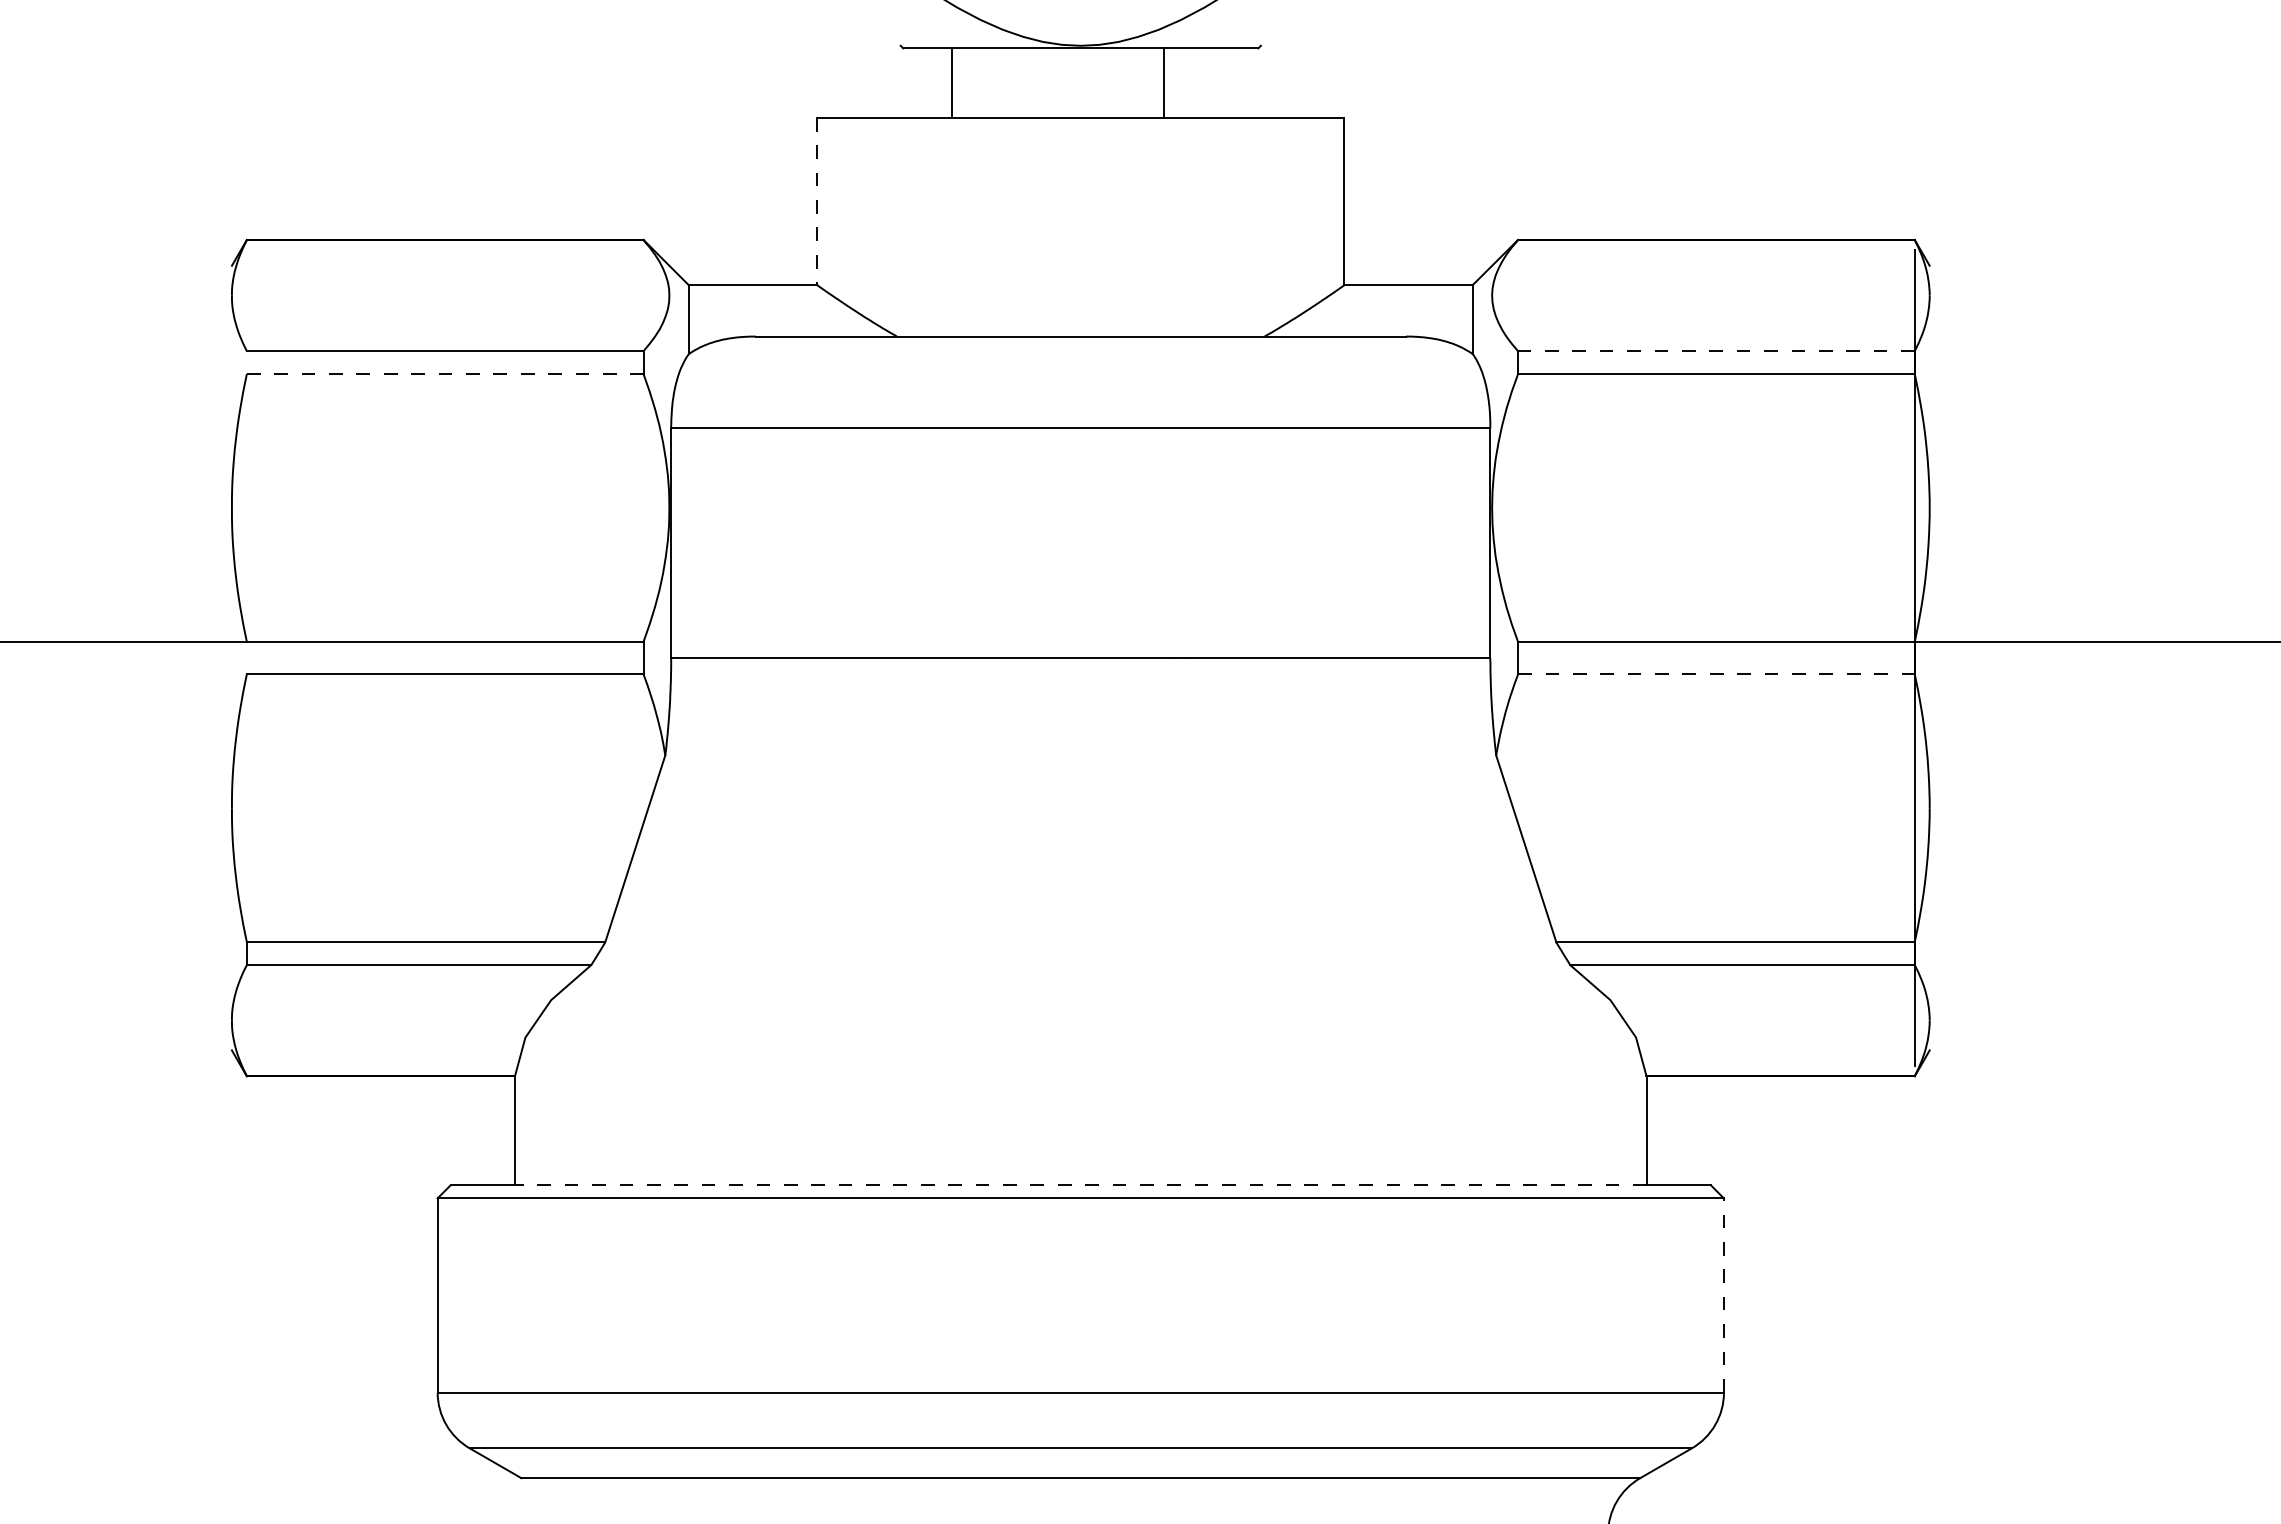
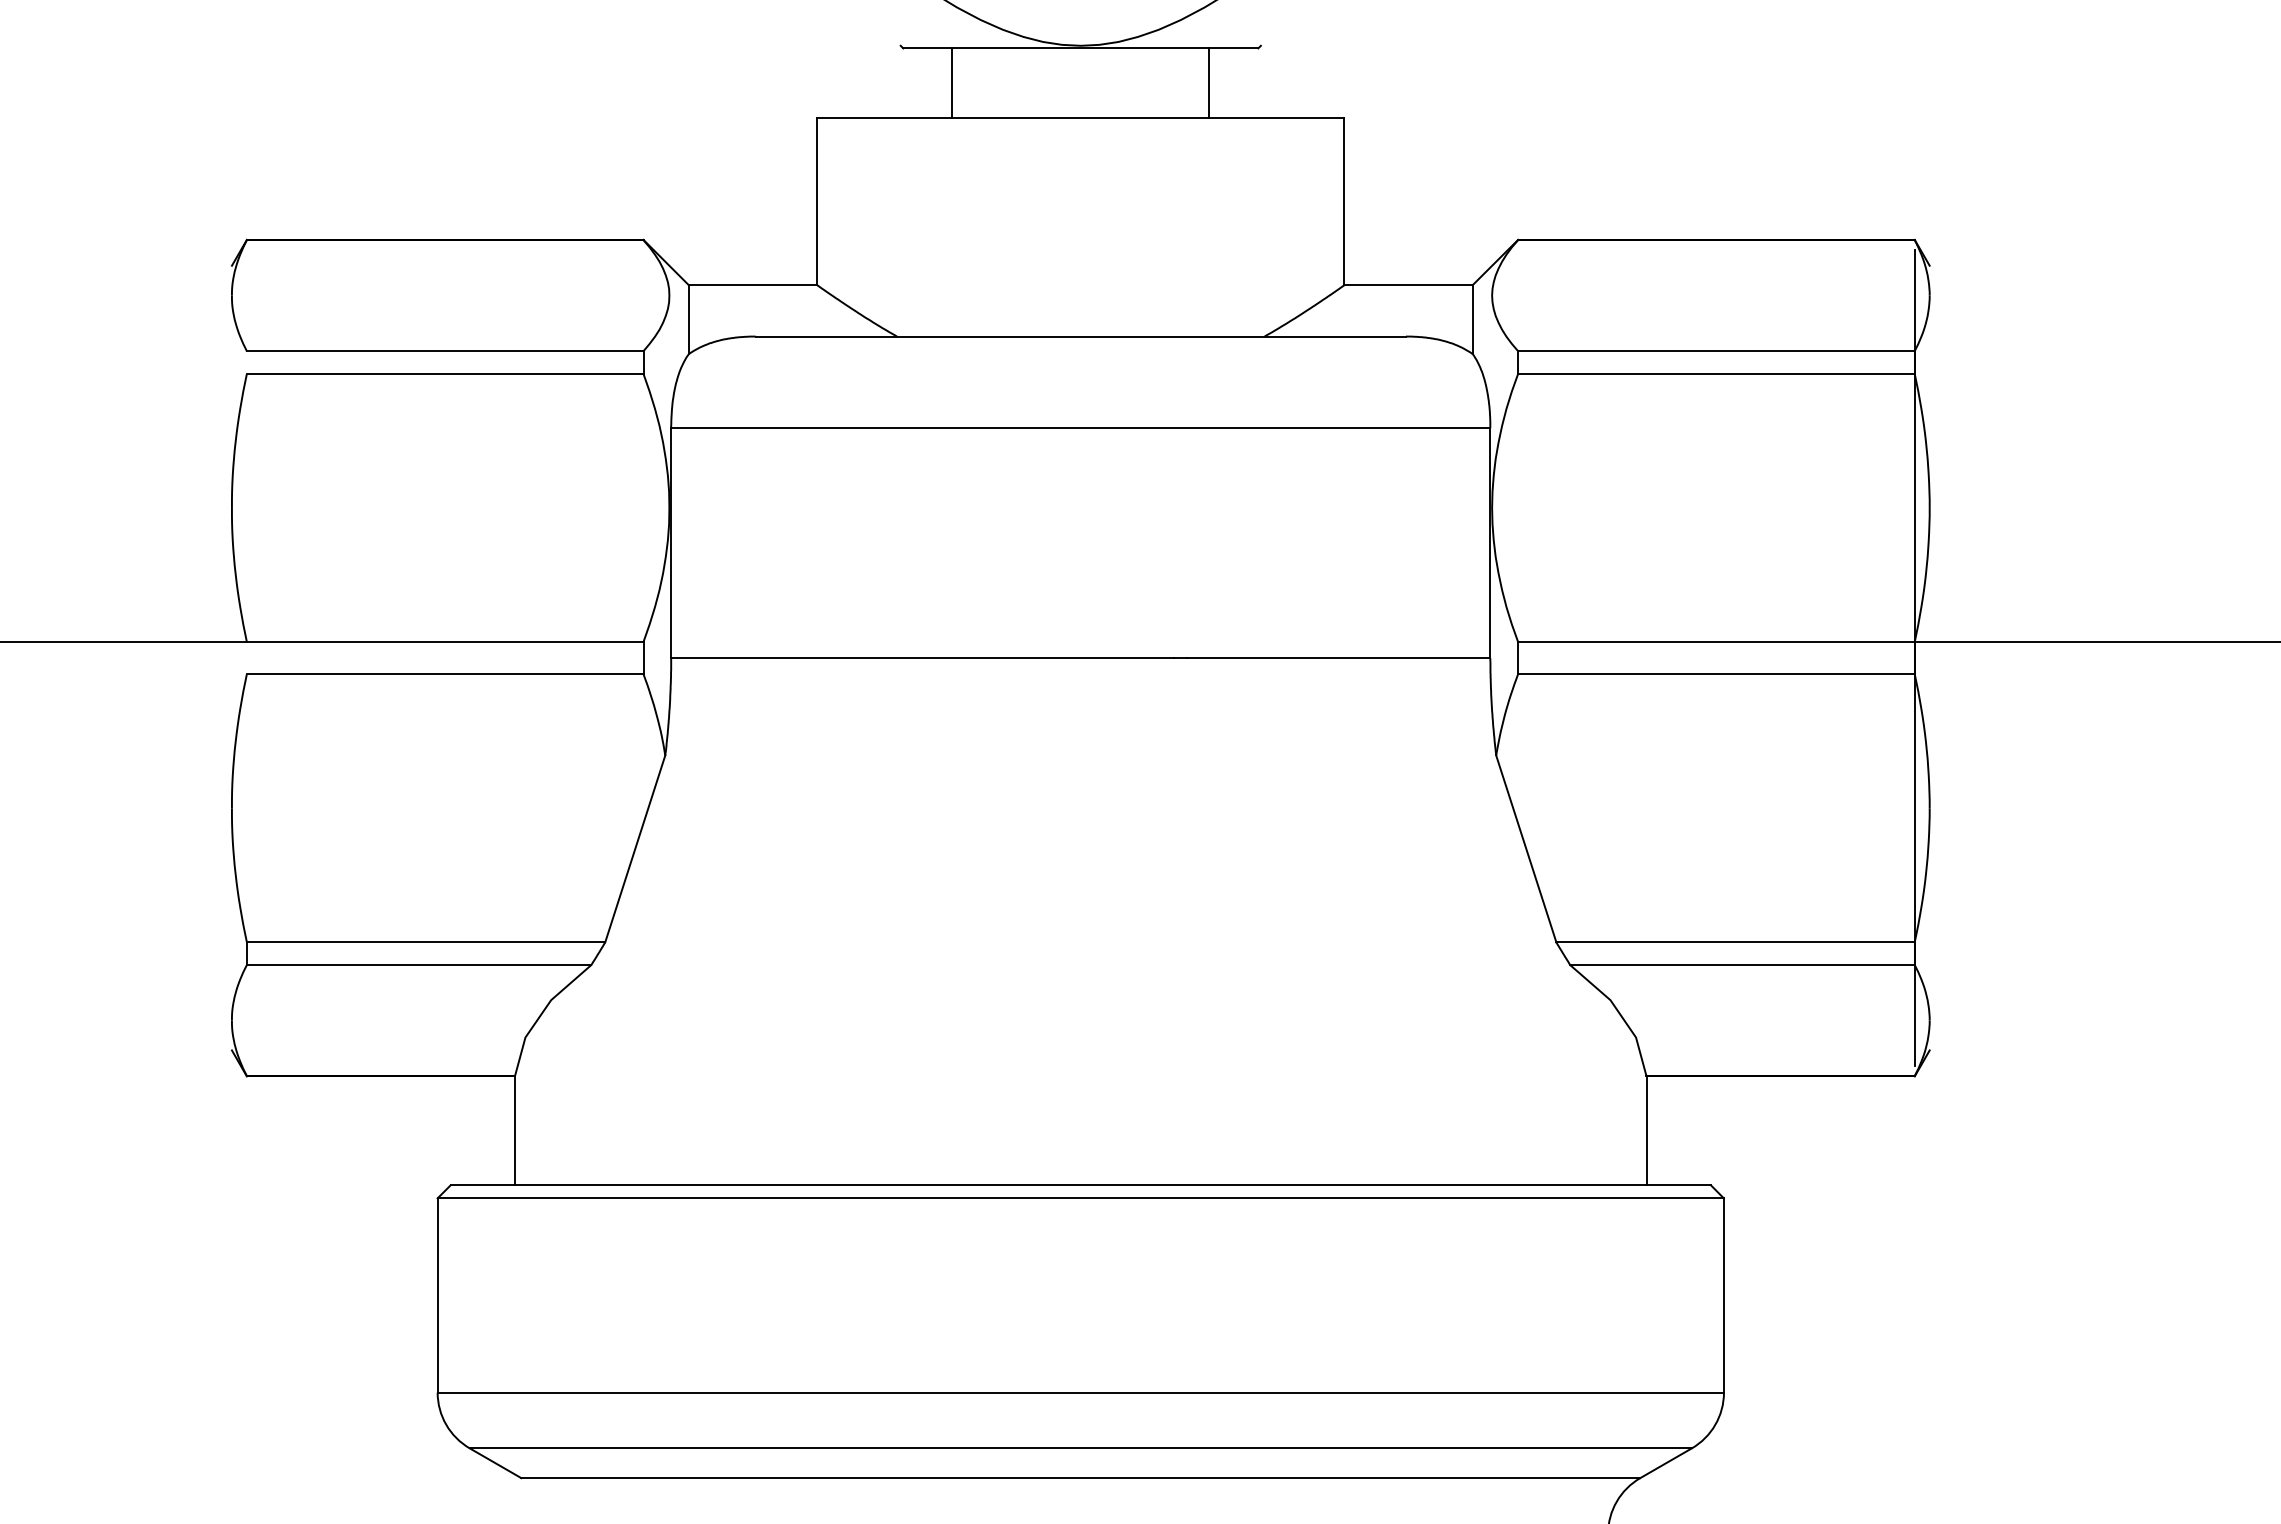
line position: (1164, 82) -> (1209, 82) (1209, 82)
line: dashed -> solid (817, 201)
line: dashed -> solid (1715, 351)
line: dashed -> solid (445, 373)
line: dashed -> solid (1716, 674)
line: dashed -> solid (1080, 1185)
line: dashed -> solid (1723, 1294)
